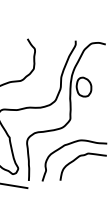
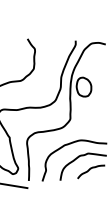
curve: none -> present (91, 169)
